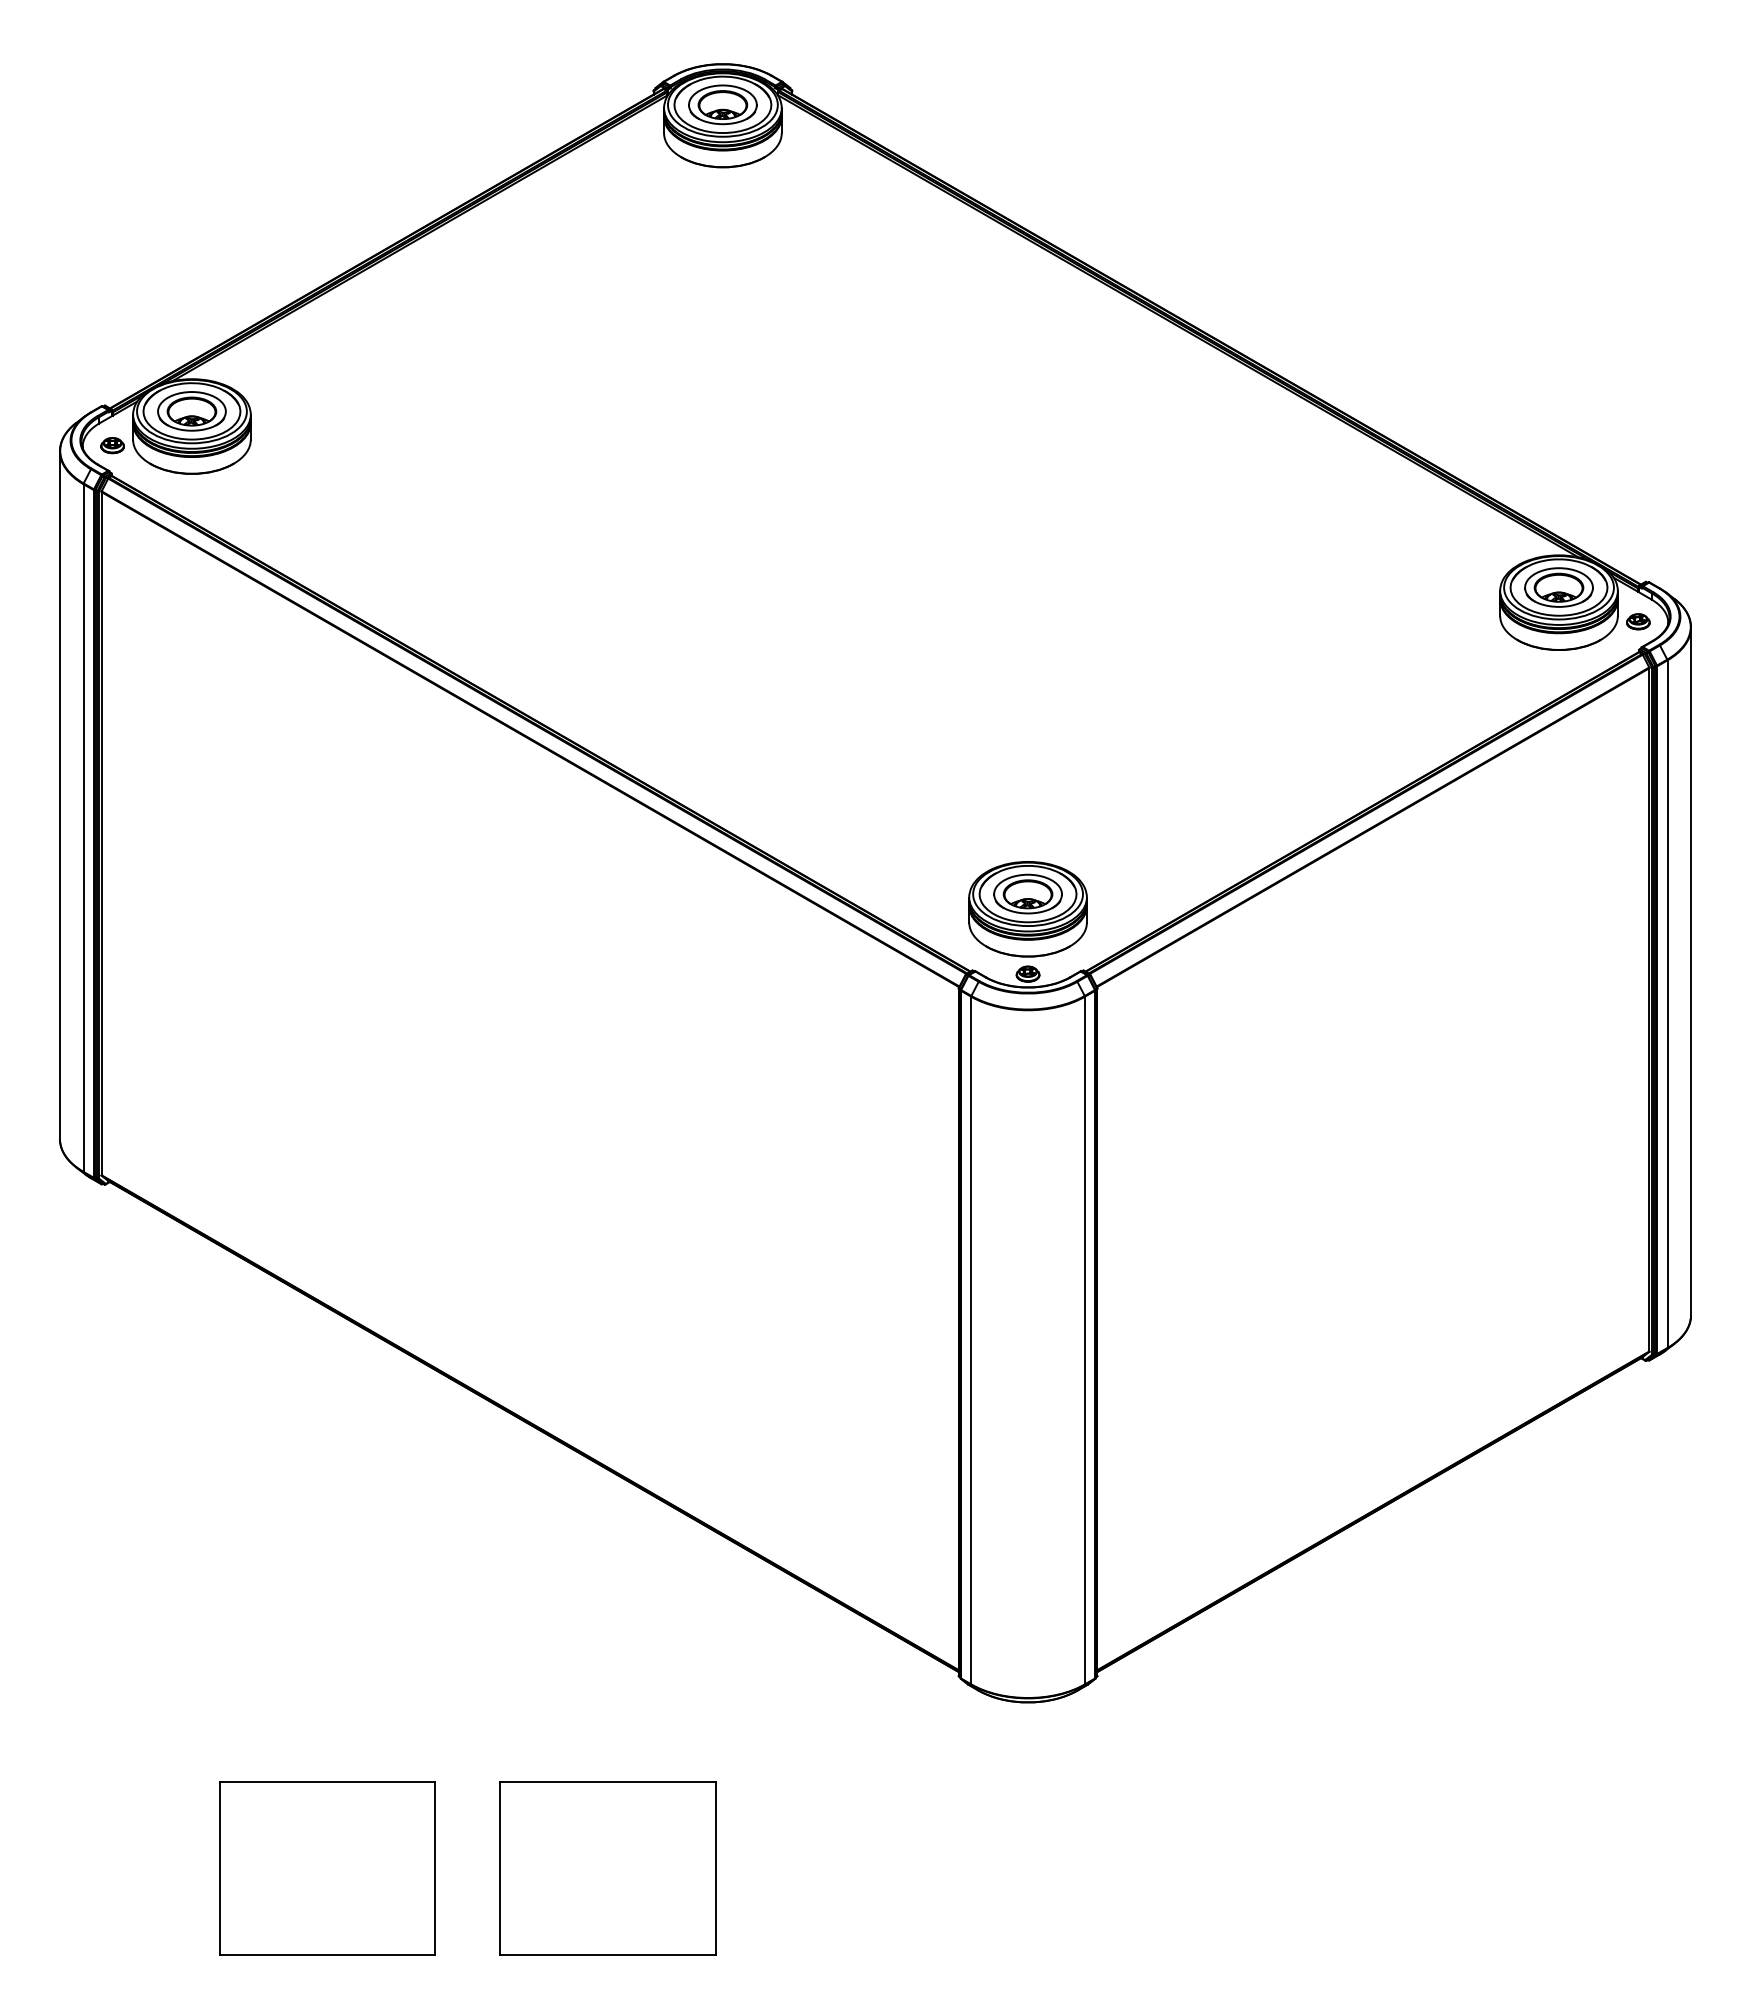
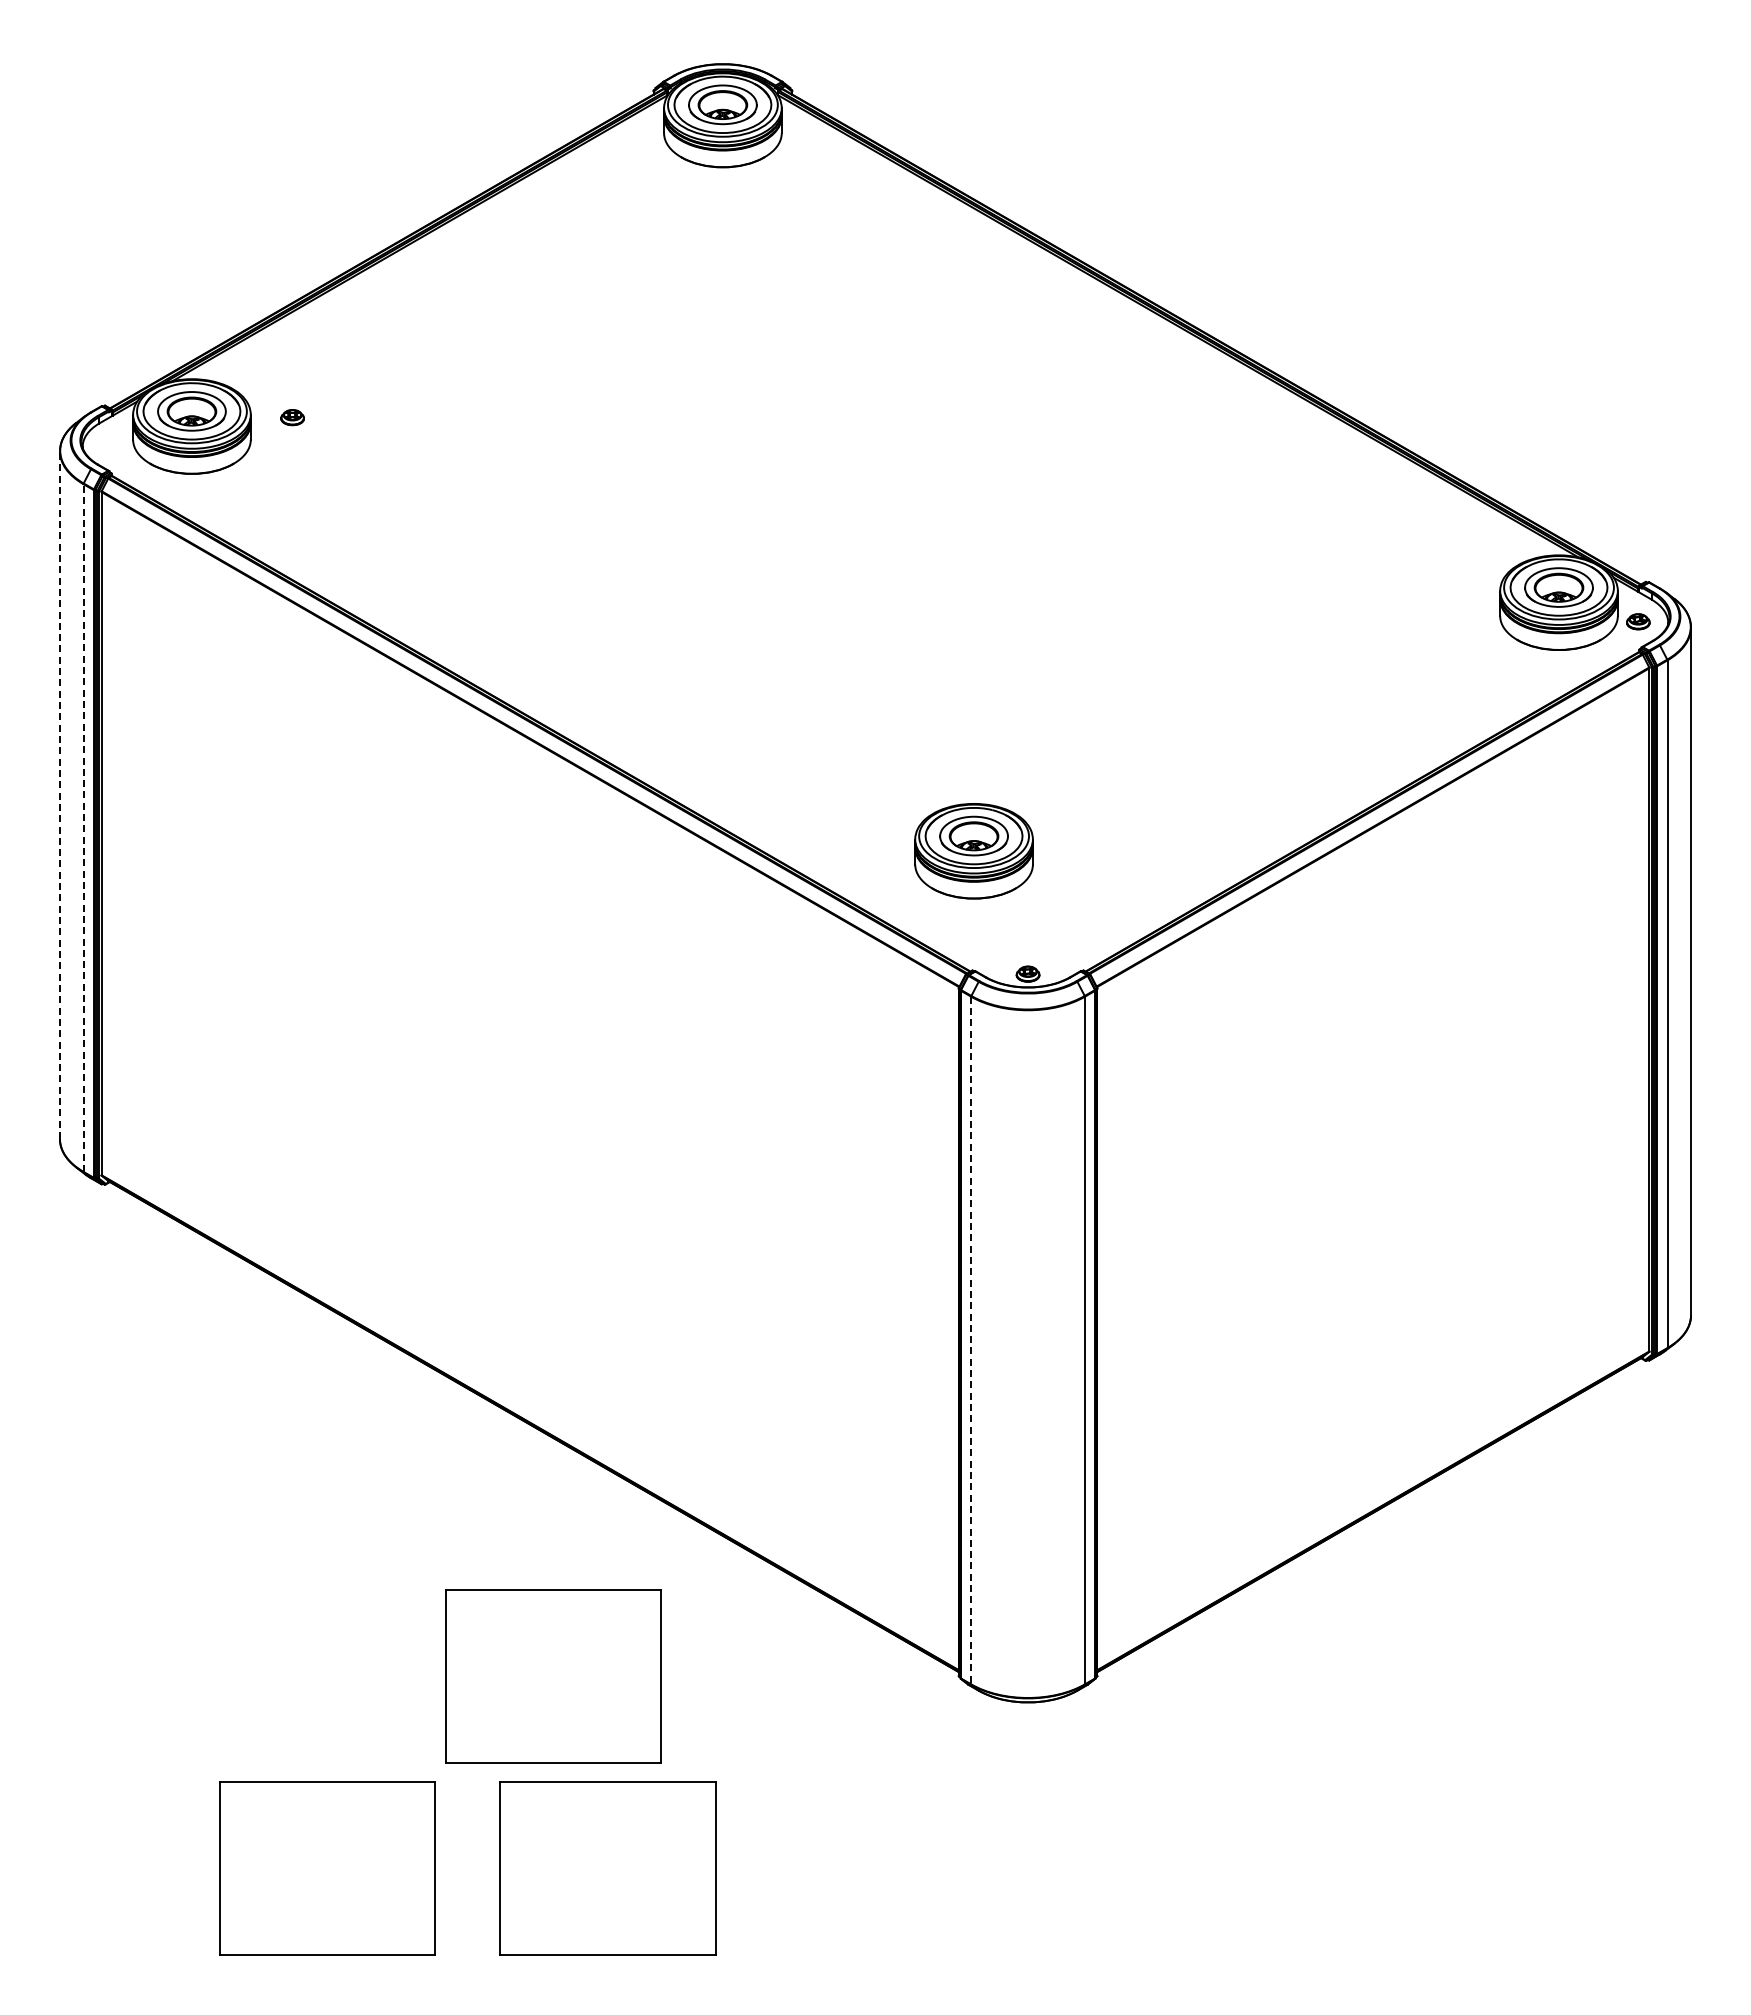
part position: (112, 445) -> (292, 417) (292, 417)
line: solid -> dashed (59, 795)
line: solid -> dashed (83, 828)
part position: (1027, 909) -> (973, 851) (973, 851)
line: solid -> dashed (971, 1340)
part: none -> present (553, 1676)
